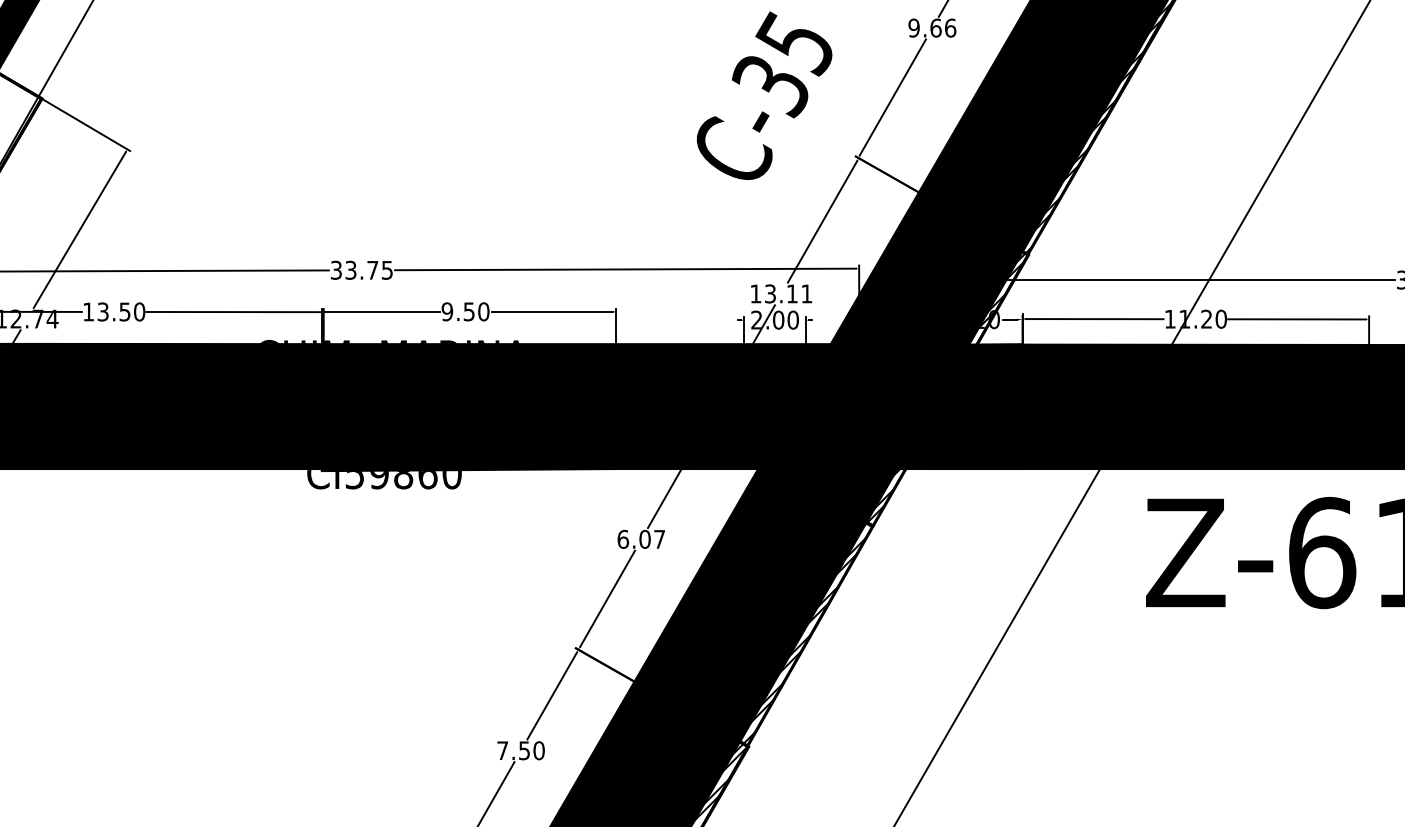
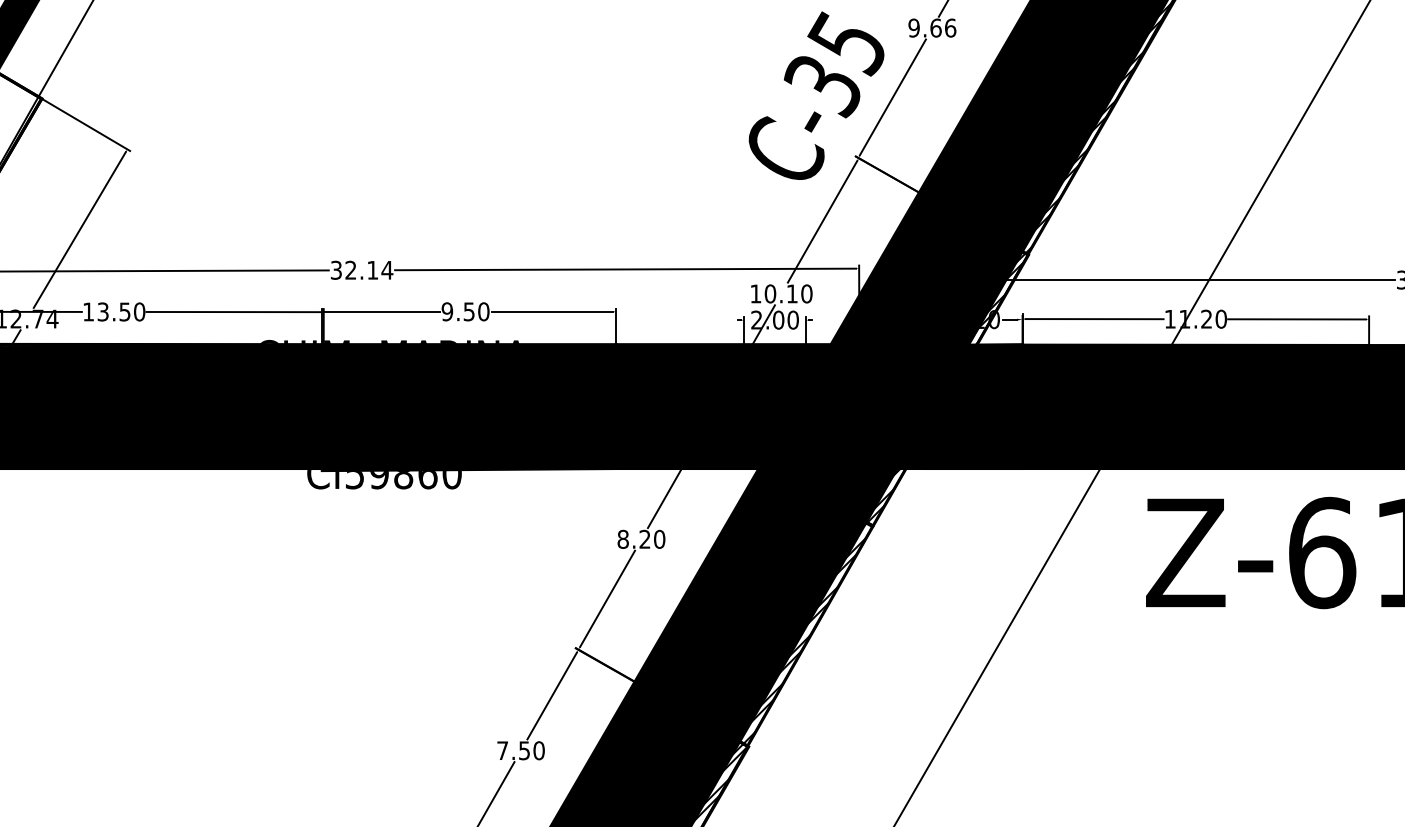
text position: (764, 95) -> (816, 95) (816, 95)
text: 33.75 -> 32.14 (369, 270)
text: 13.11 -> 10.10 (788, 293)
text: 6.07 -> 8.20 (641, 538)
